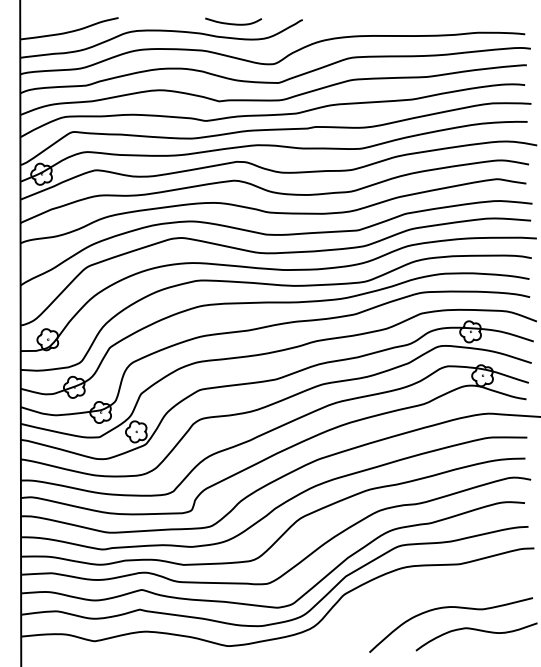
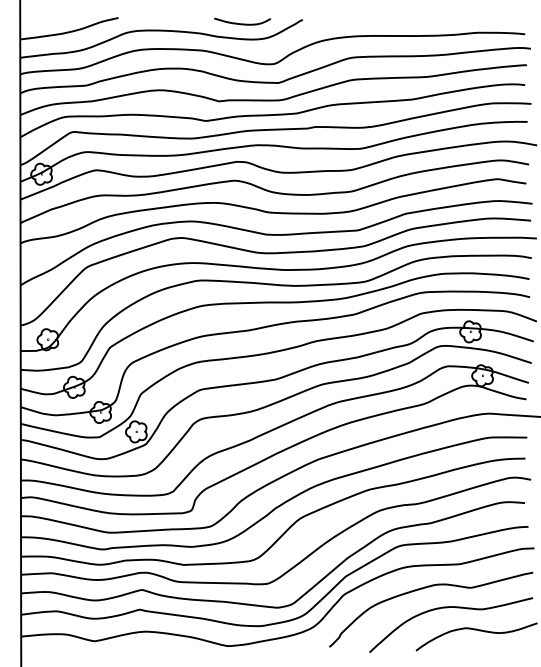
curve position: (233, 23) -> (242, 23) (242, 23)
curve: none -> present (426, 588)
